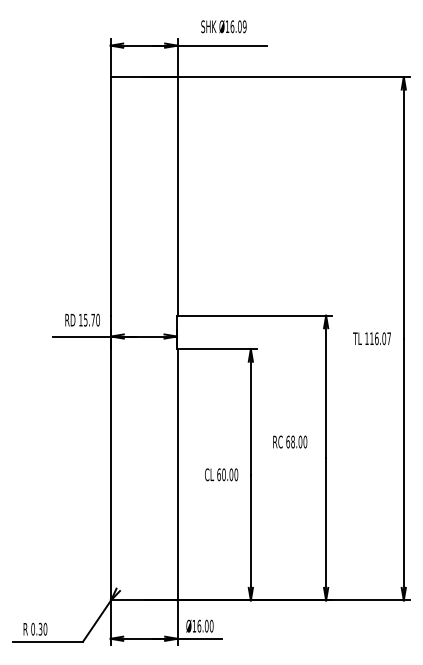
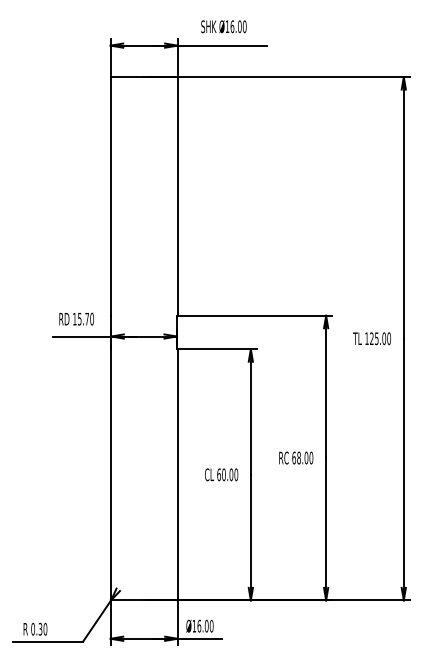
text: Ø16.09 -> Ø16.00 (244, 26)
text position: (82, 319) -> (76, 318) (76, 318)
text: 116.07 -> 125.00 (380, 338)
text position: (290, 441) -> (296, 457) (296, 457)
